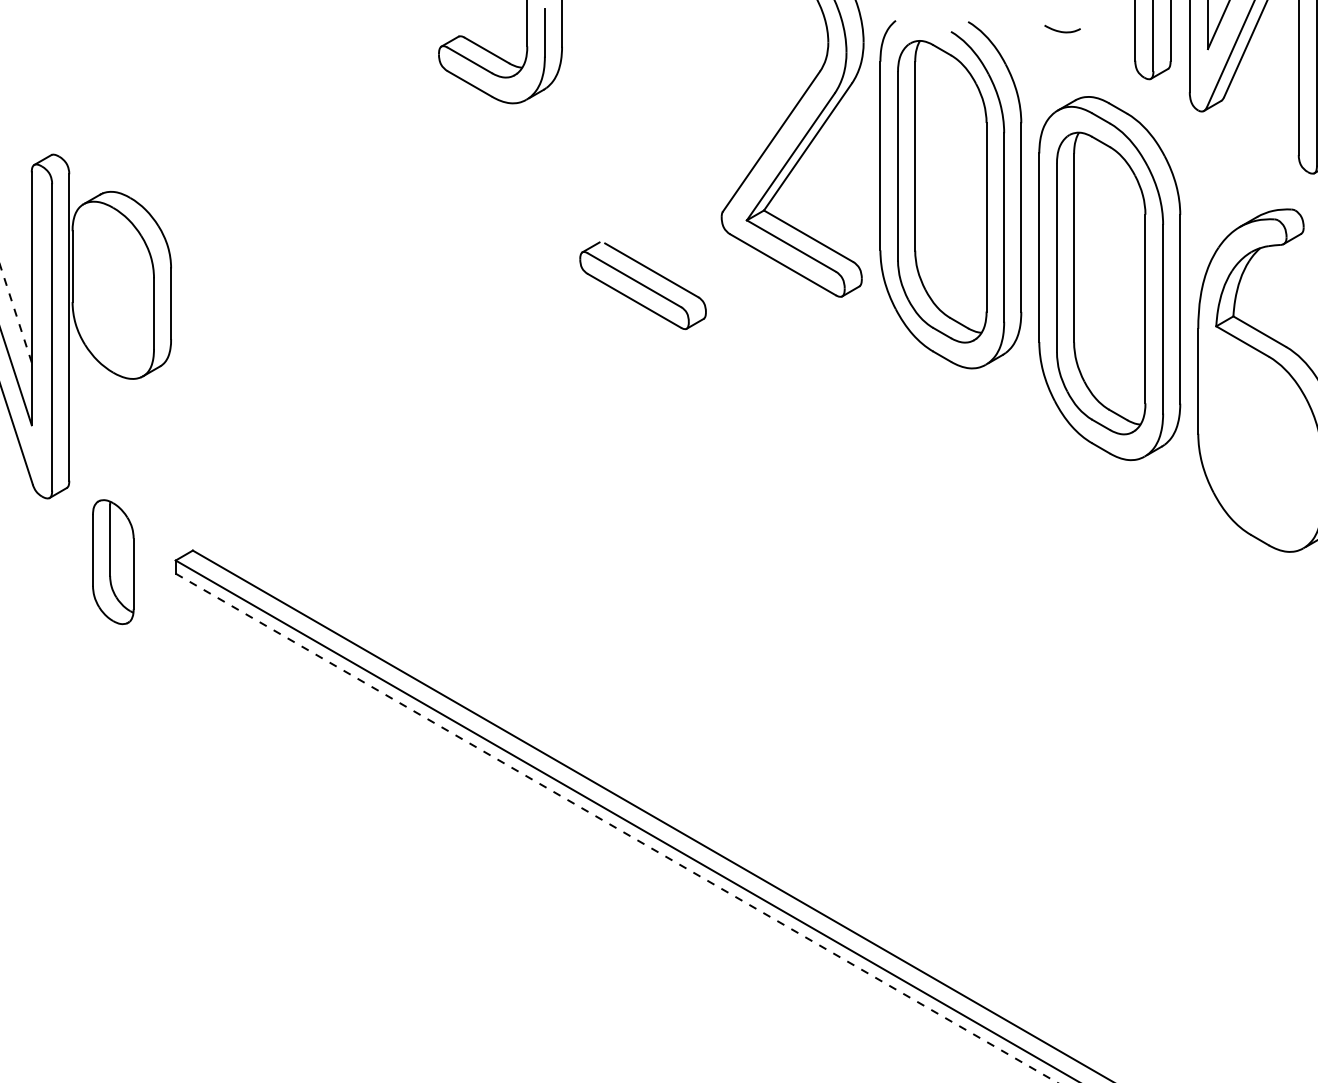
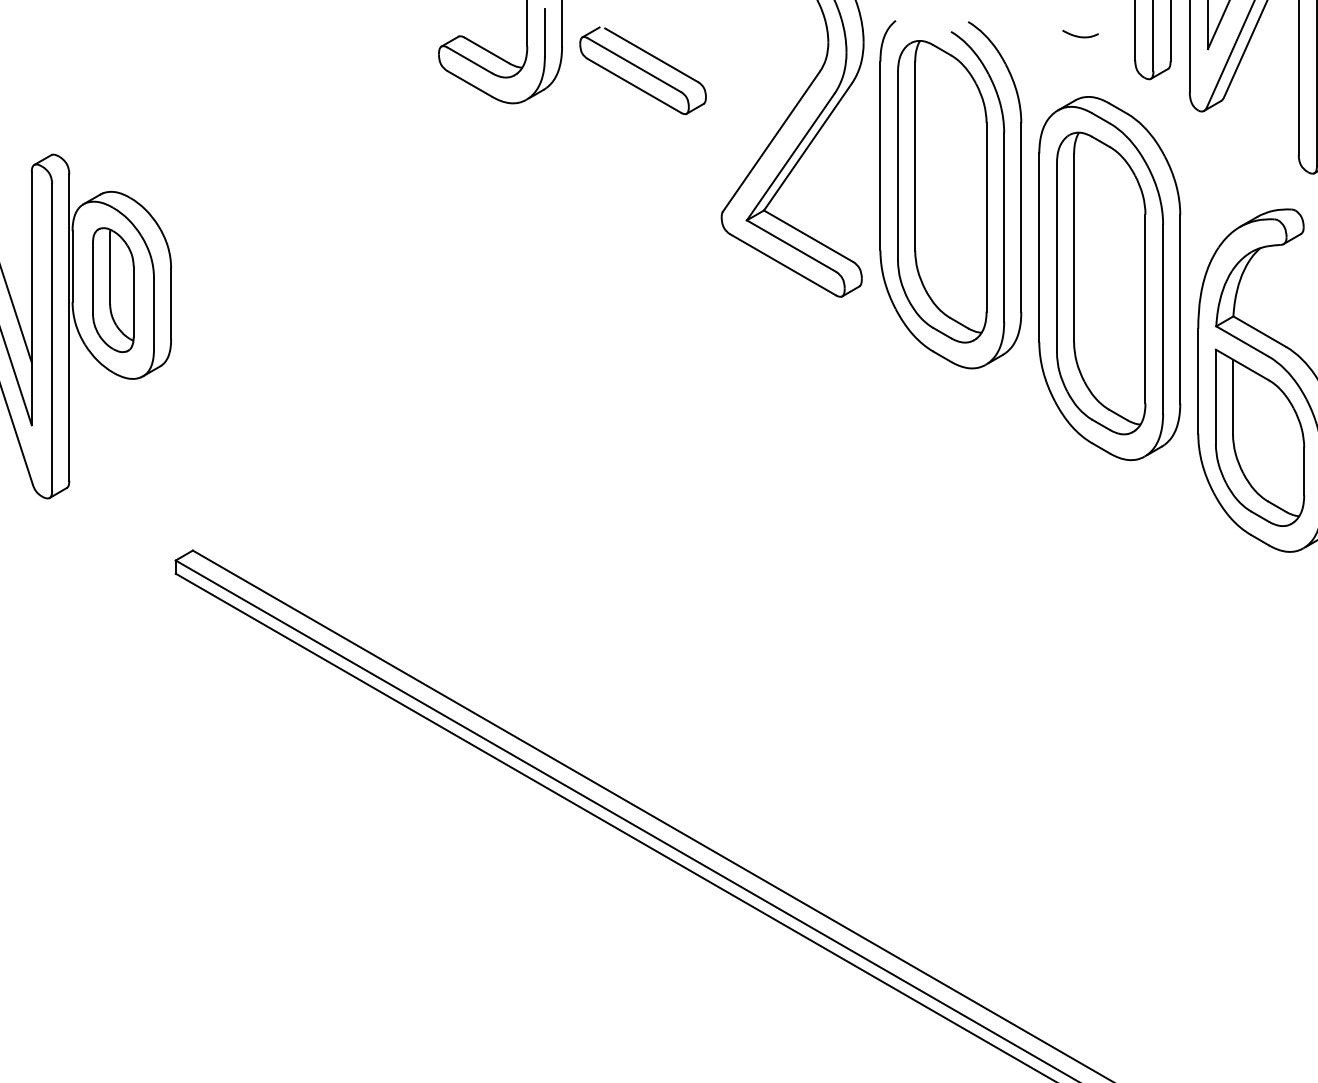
curve position: (1060, 30) -> (1078, 35) (1078, 35)
part position: (642, 285) -> (642, 70) (642, 70)
line: dashed -> solid (15, 313)
part: none -> present (1259, 437)
part position: (113, 562) -> (113, 290) (113, 290)
line: dashed -> solid (616, 828)
